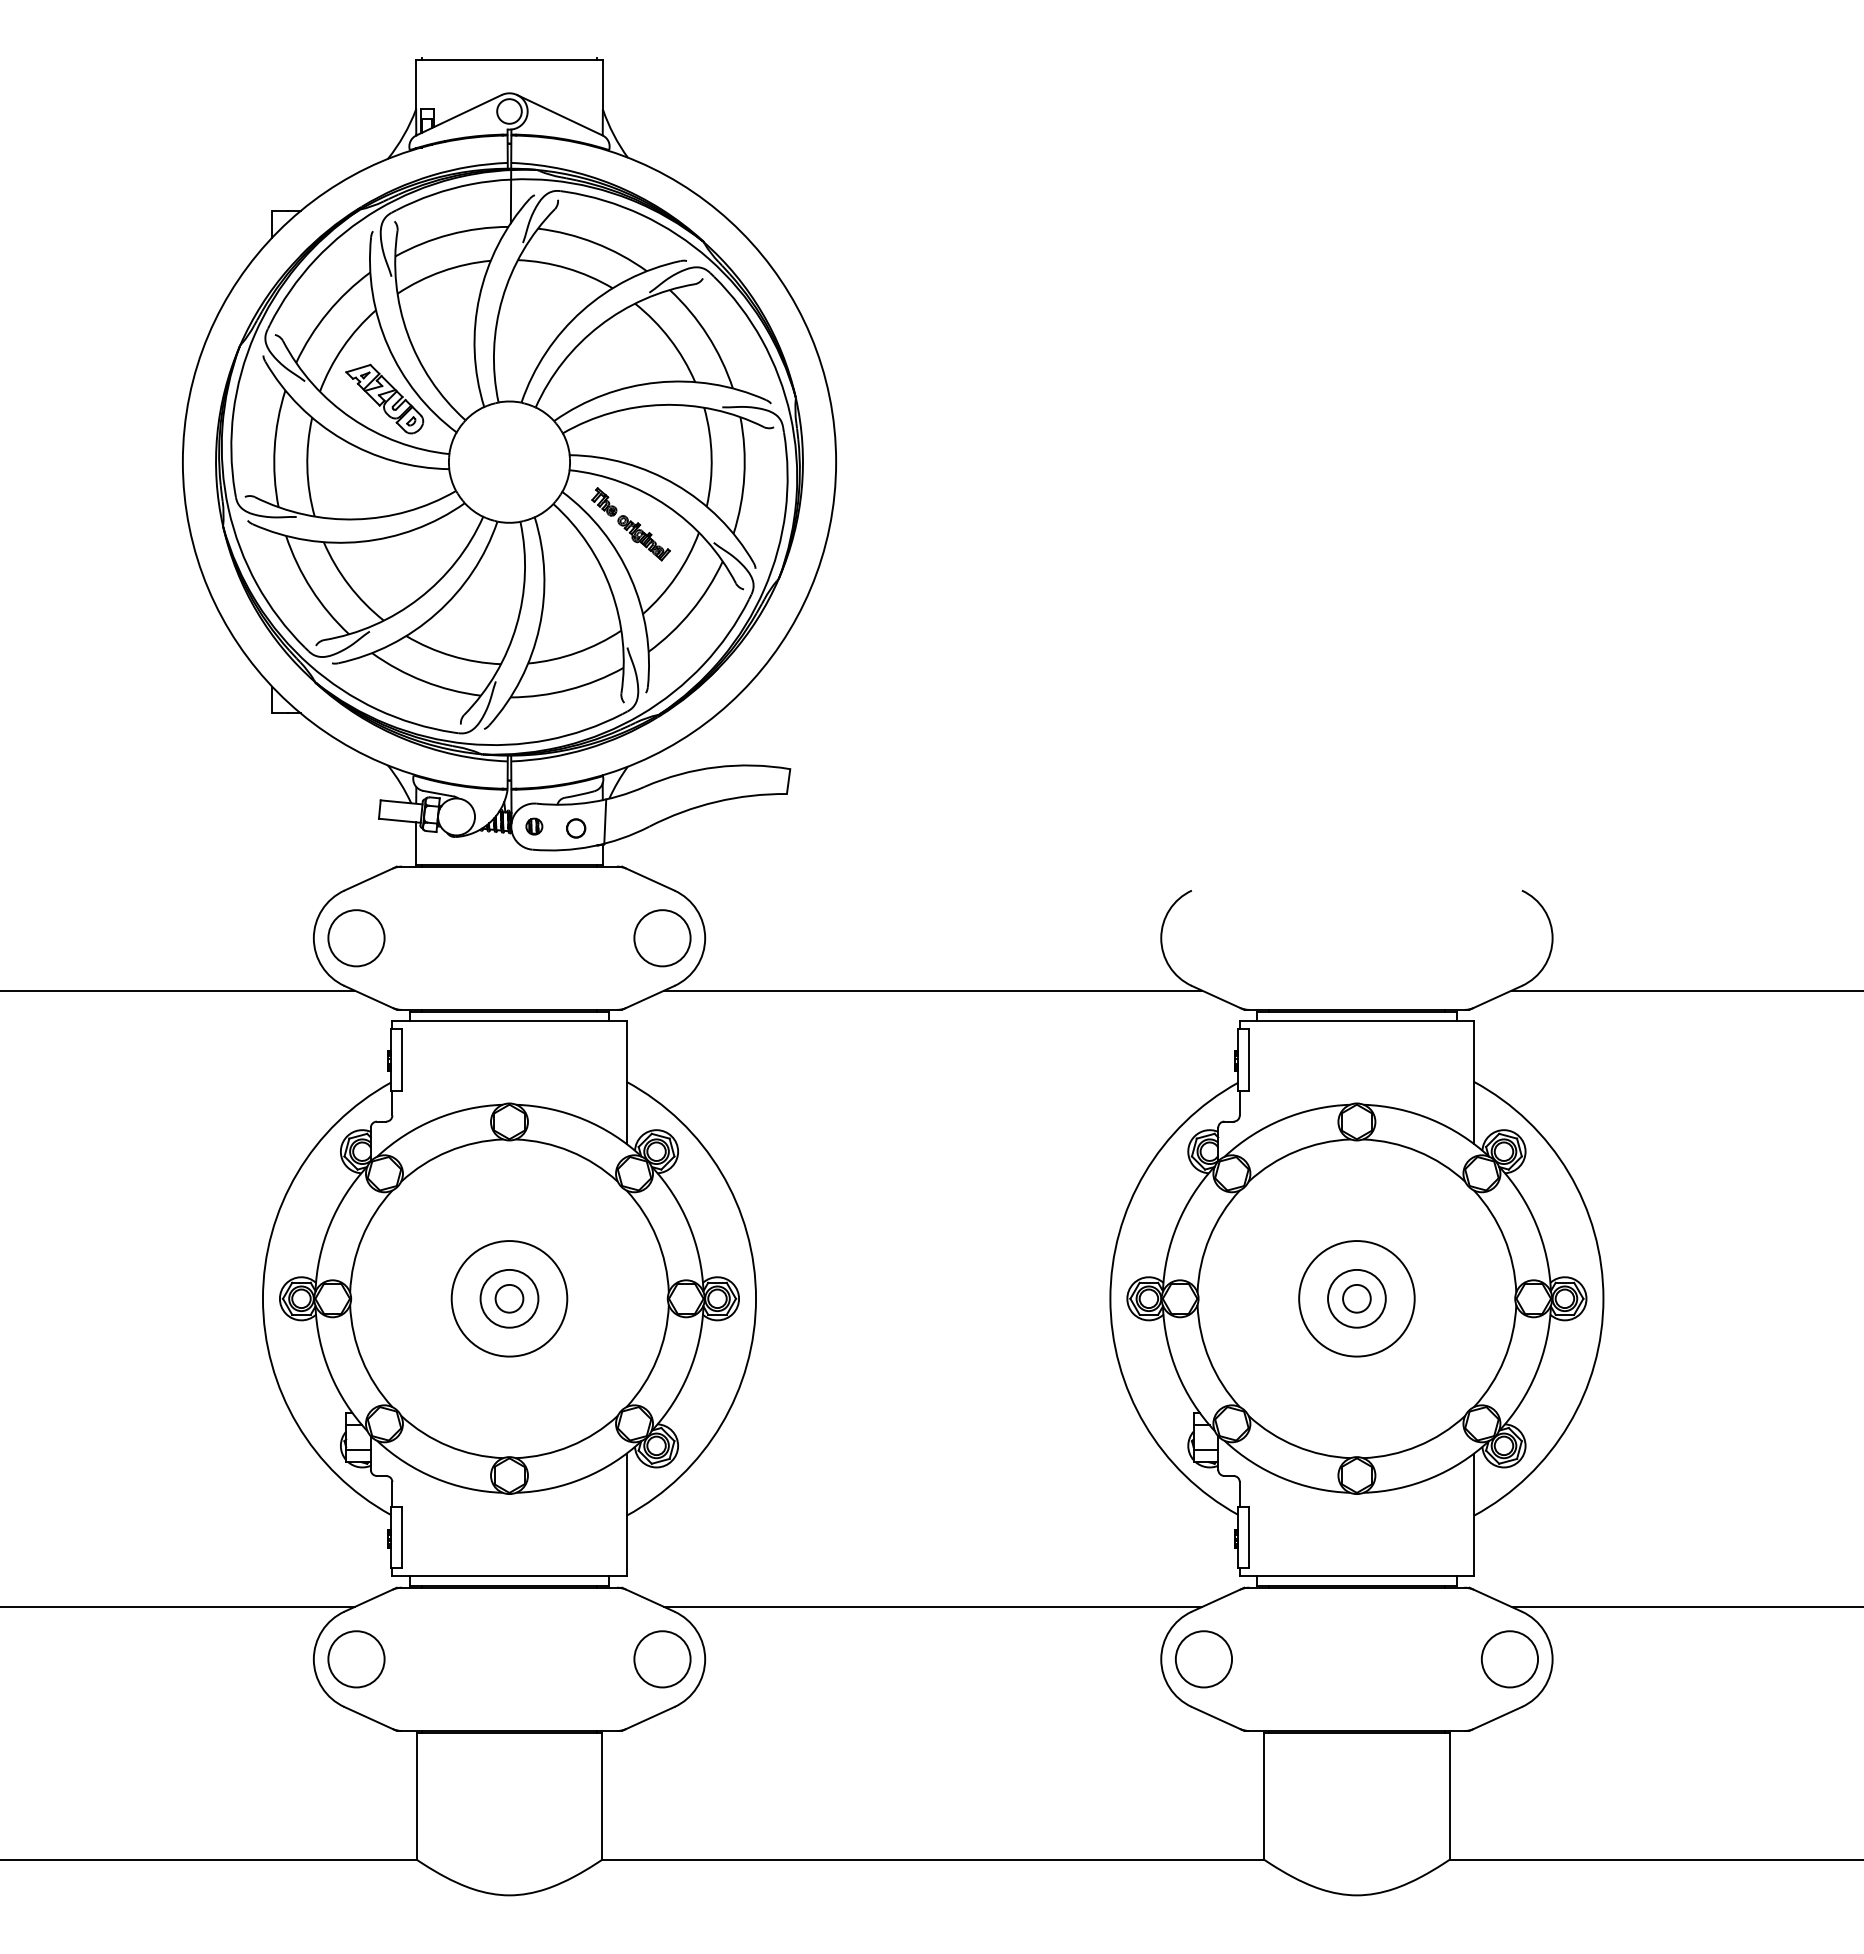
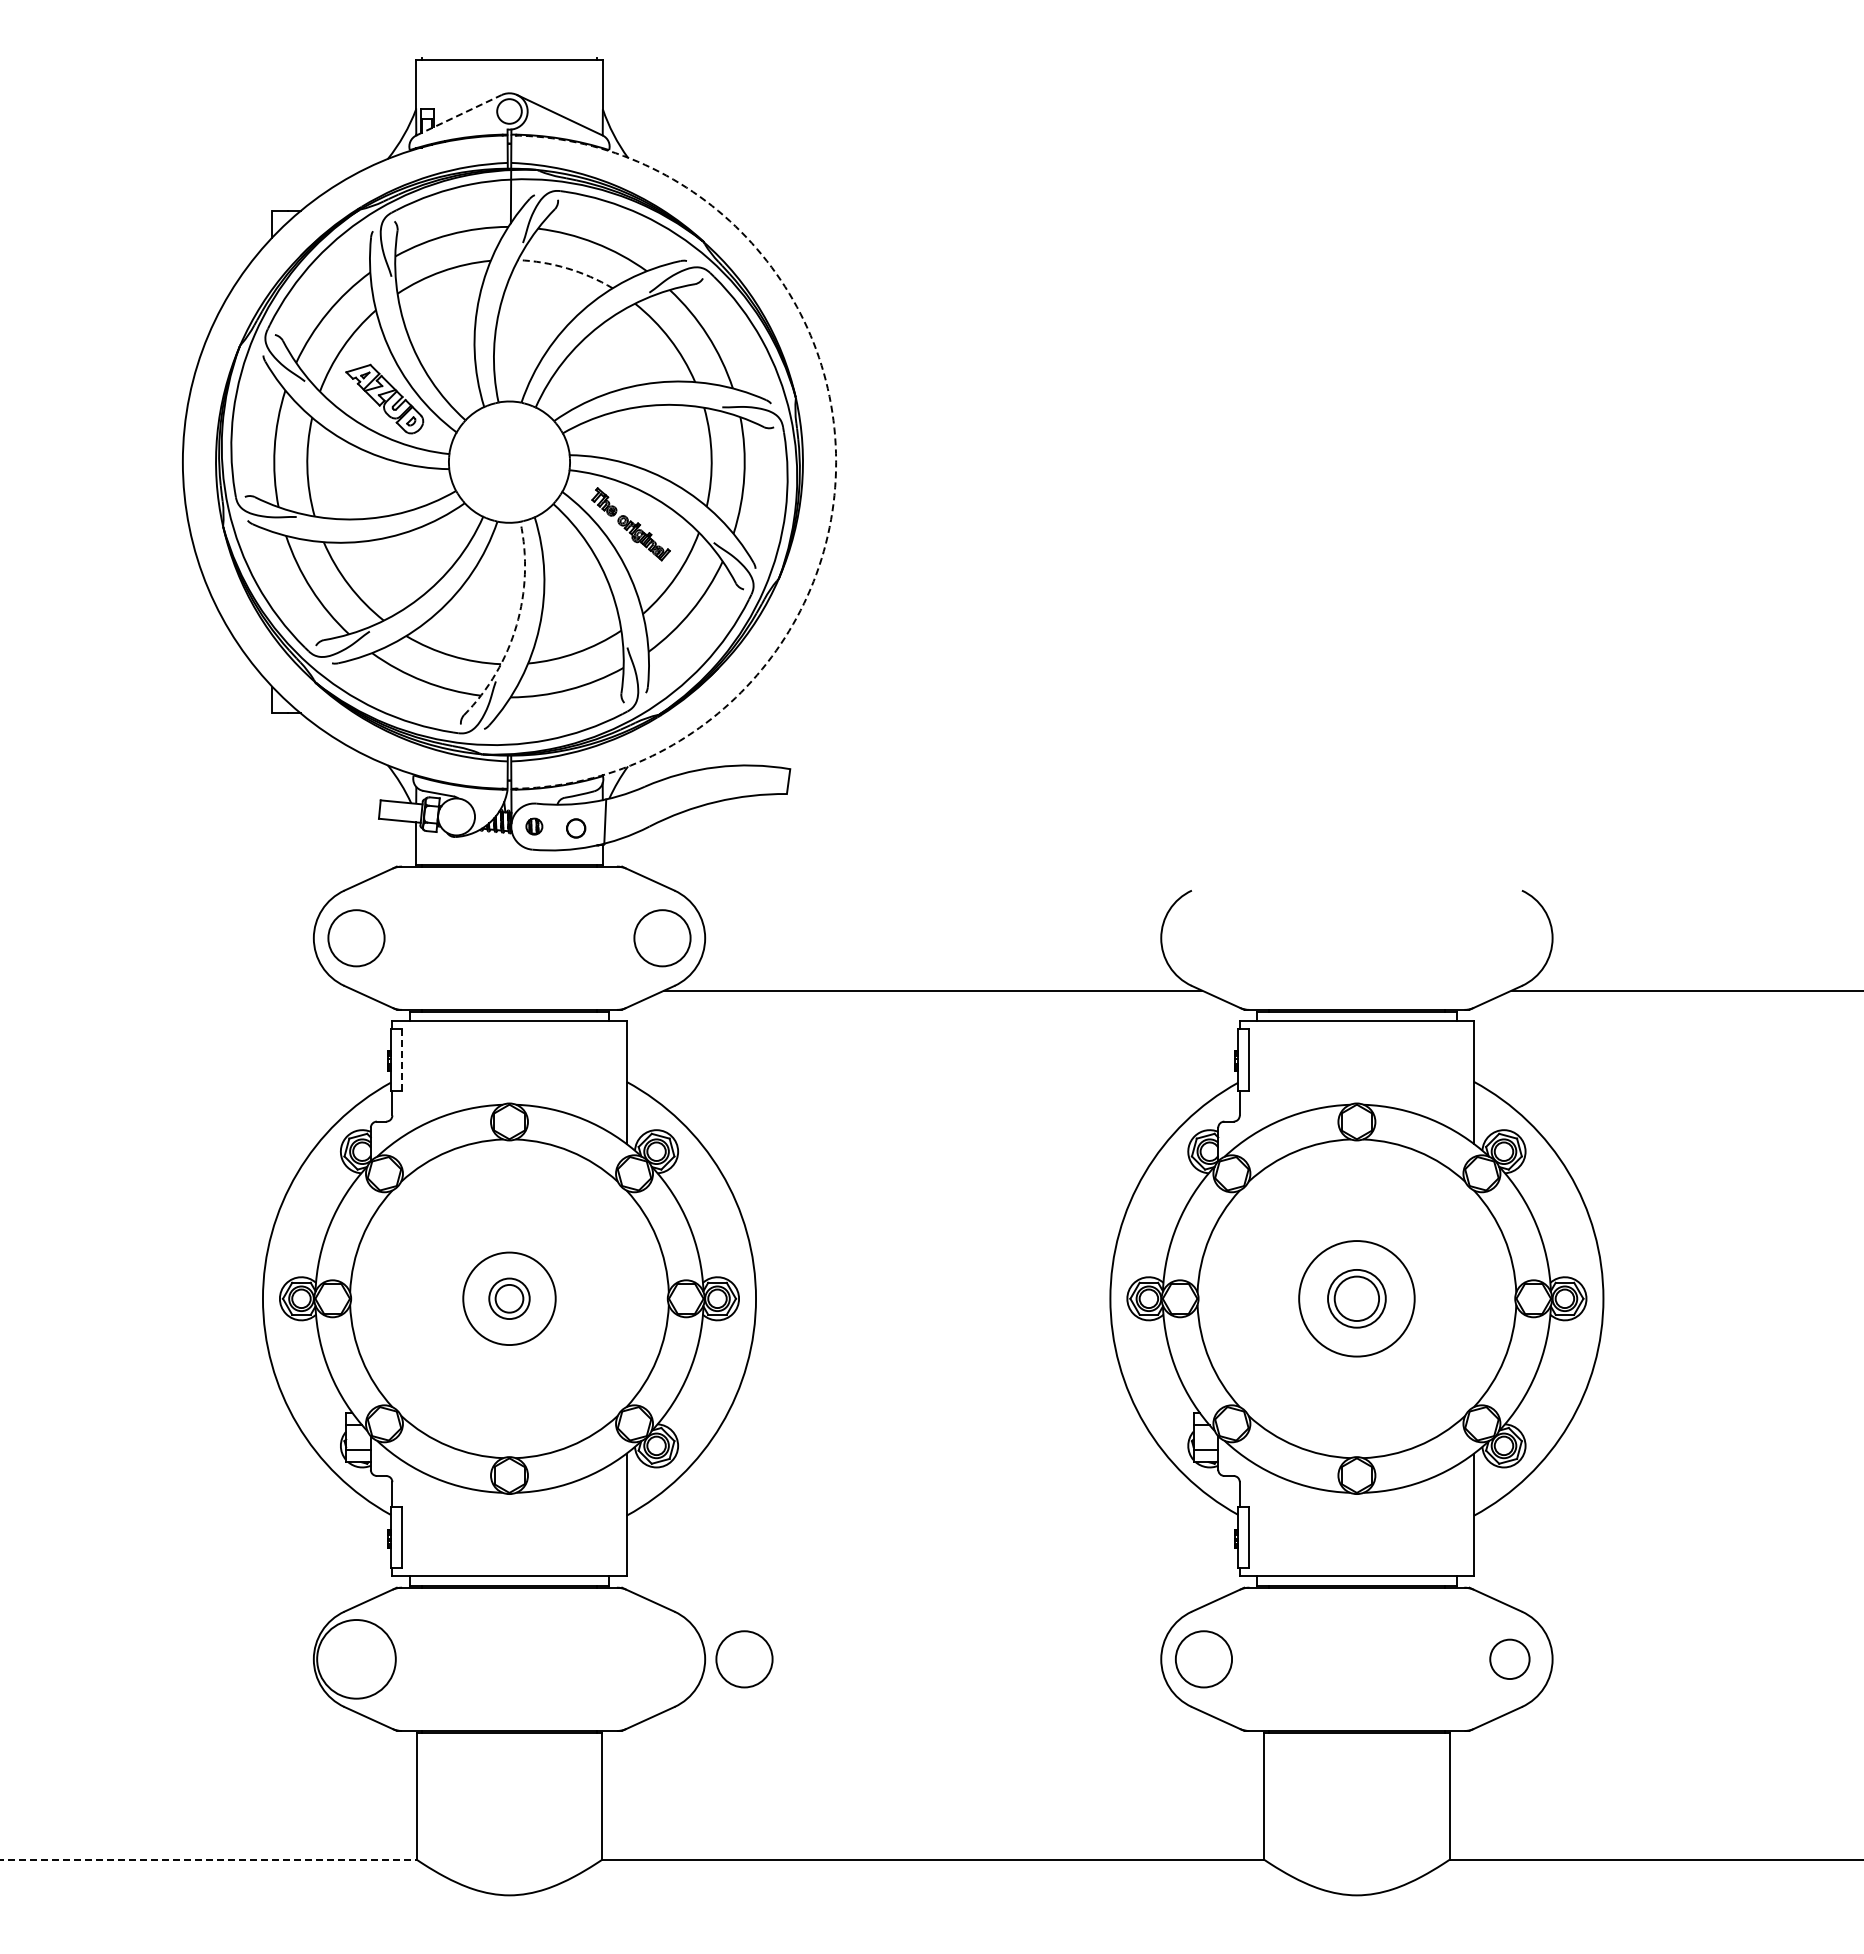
line: solid -> dashed (459, 115)
arc: solid -> dashed (567, 268)
arc: solid -> dashed (836, 462)
arc: solid -> dashed (516, 625)
line: present -> none (178, 990)
line: solid -> dashed (401, 1059)
circle diameter: 116 px -> 92 px (509, 1298)
circle diameter: 58 px -> 40 px (509, 1298)
circle diameter: 28 px -> 44 px (1356, 1298)
line: present -> none (178, 1606)
line: present -> none (933, 1606)
line: present -> none (1685, 1606)
circle diameter: 56 px -> 79 px (356, 1659)
circle position: (662, 1659) -> (744, 1659) (744, 1659)
circle diameter: 56 px -> 39 px (1509, 1659)
line: solid -> dashed (208, 1859)
